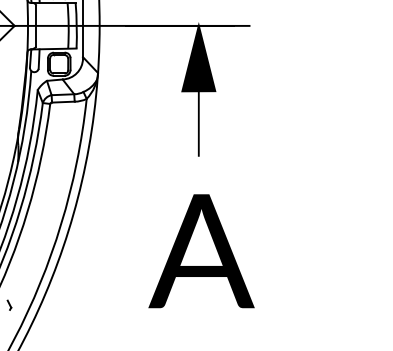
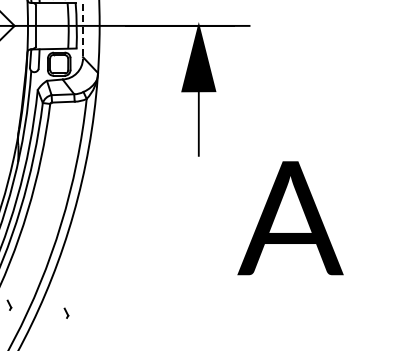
line: solid -> dashed (83, 30)
text position: (201, 251) -> (290, 218) (290, 218)
part: none -> present (66, 312)
